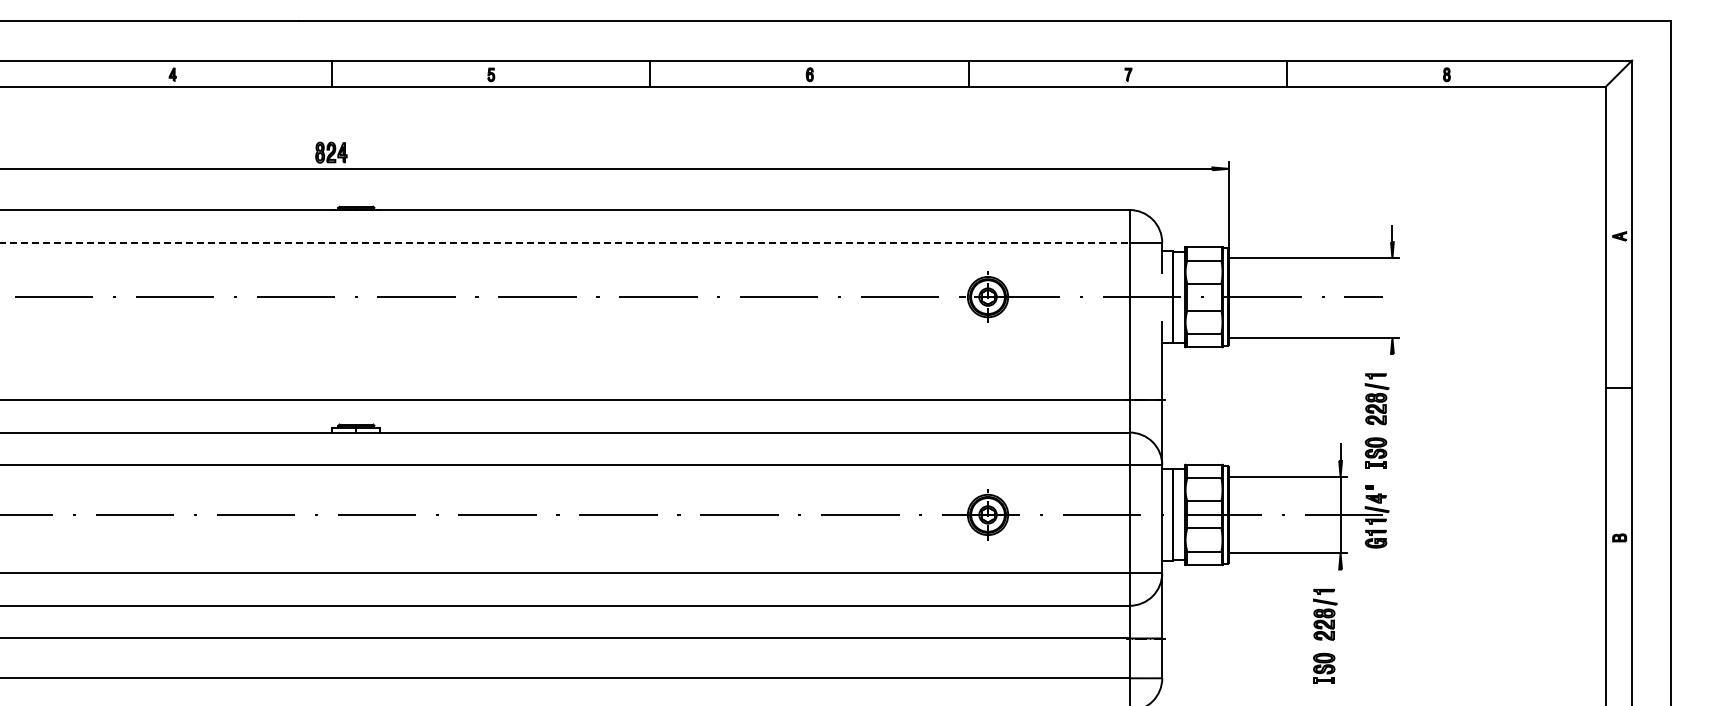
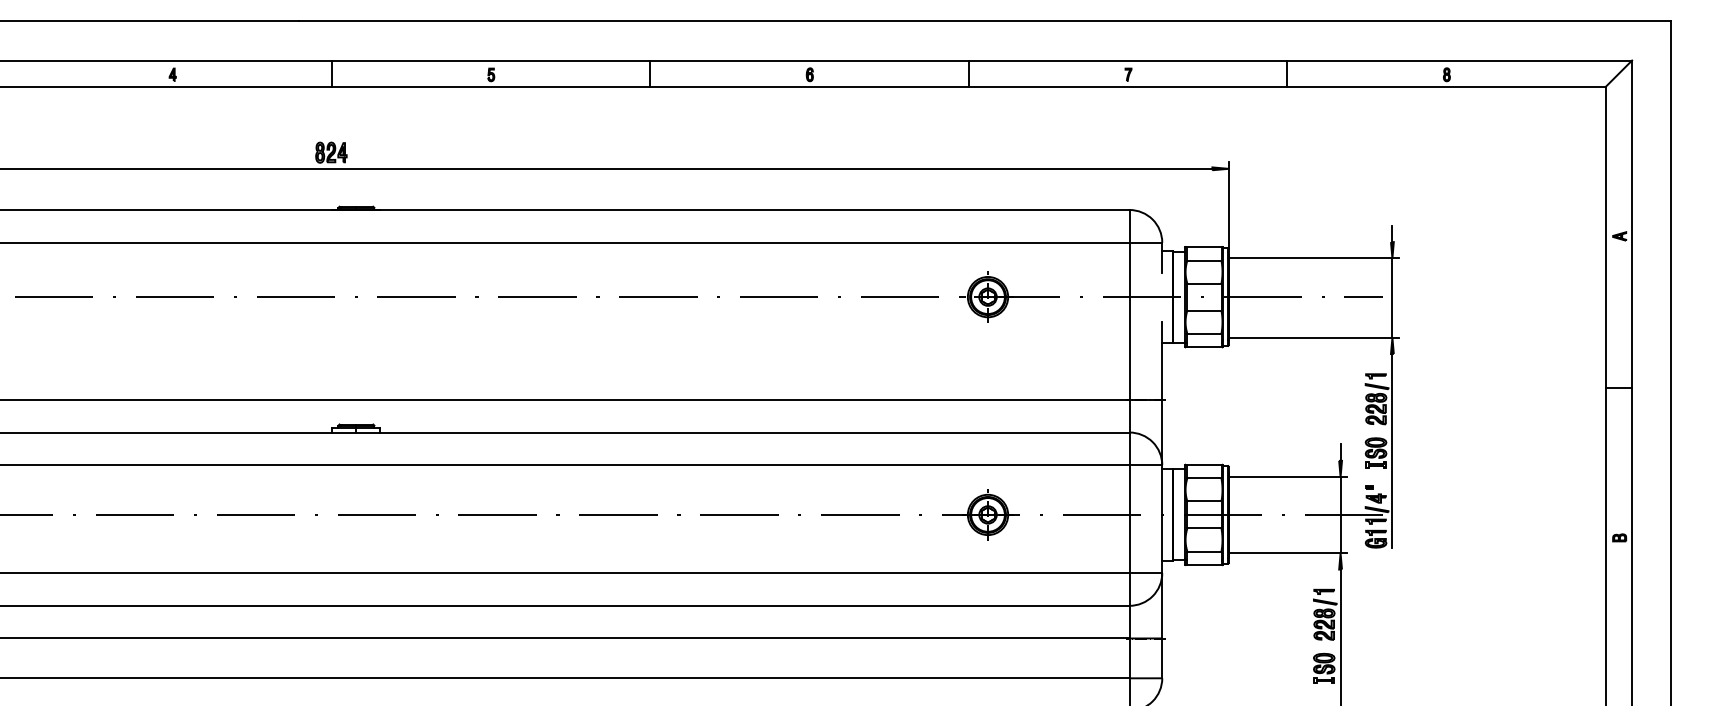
line: dashed -> solid (564, 242)
line: none -> present (1392, 297)
line: none -> present (1392, 451)
line: none -> present (1340, 635)
